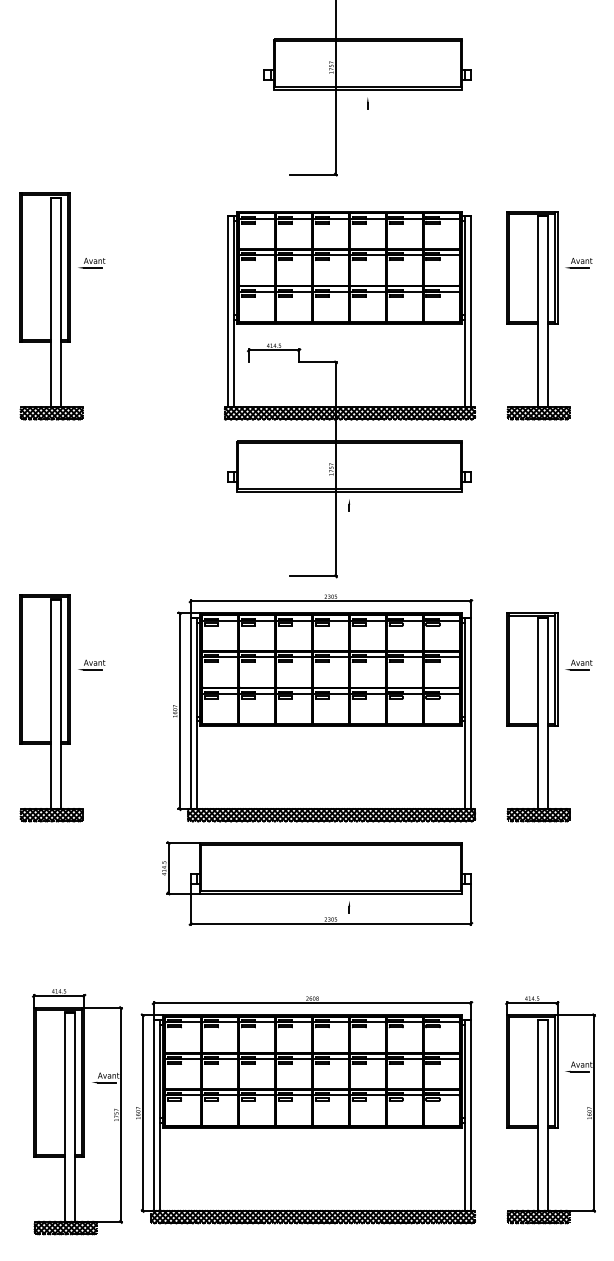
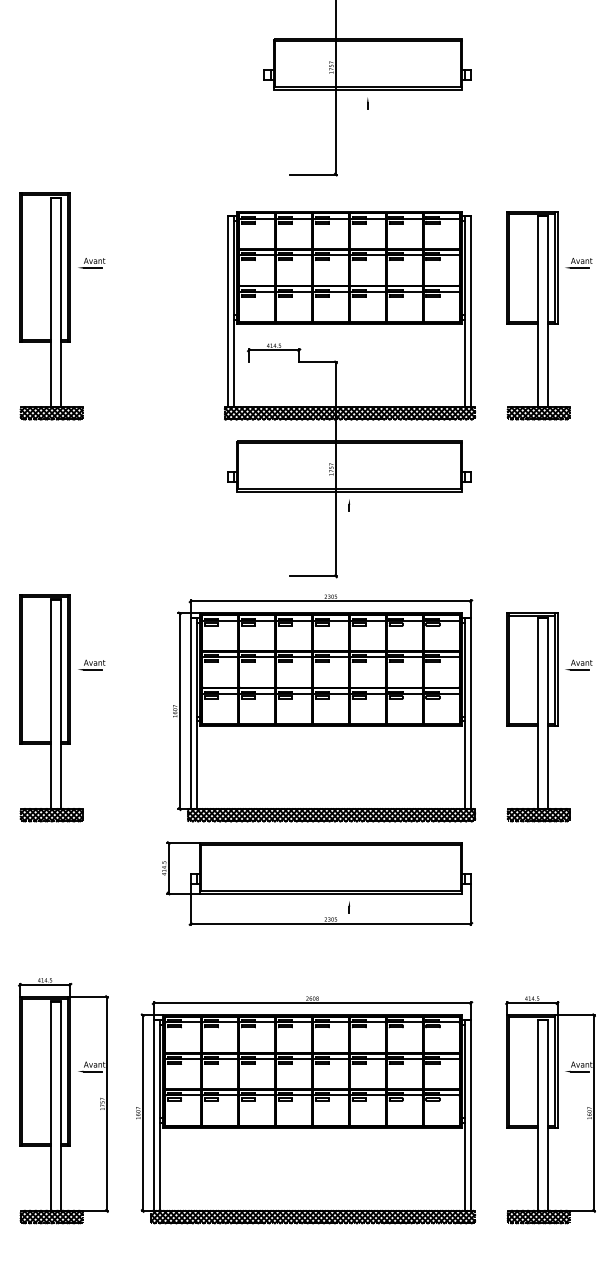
part position: (77, 1112) -> (63, 1101) (63, 1101)
